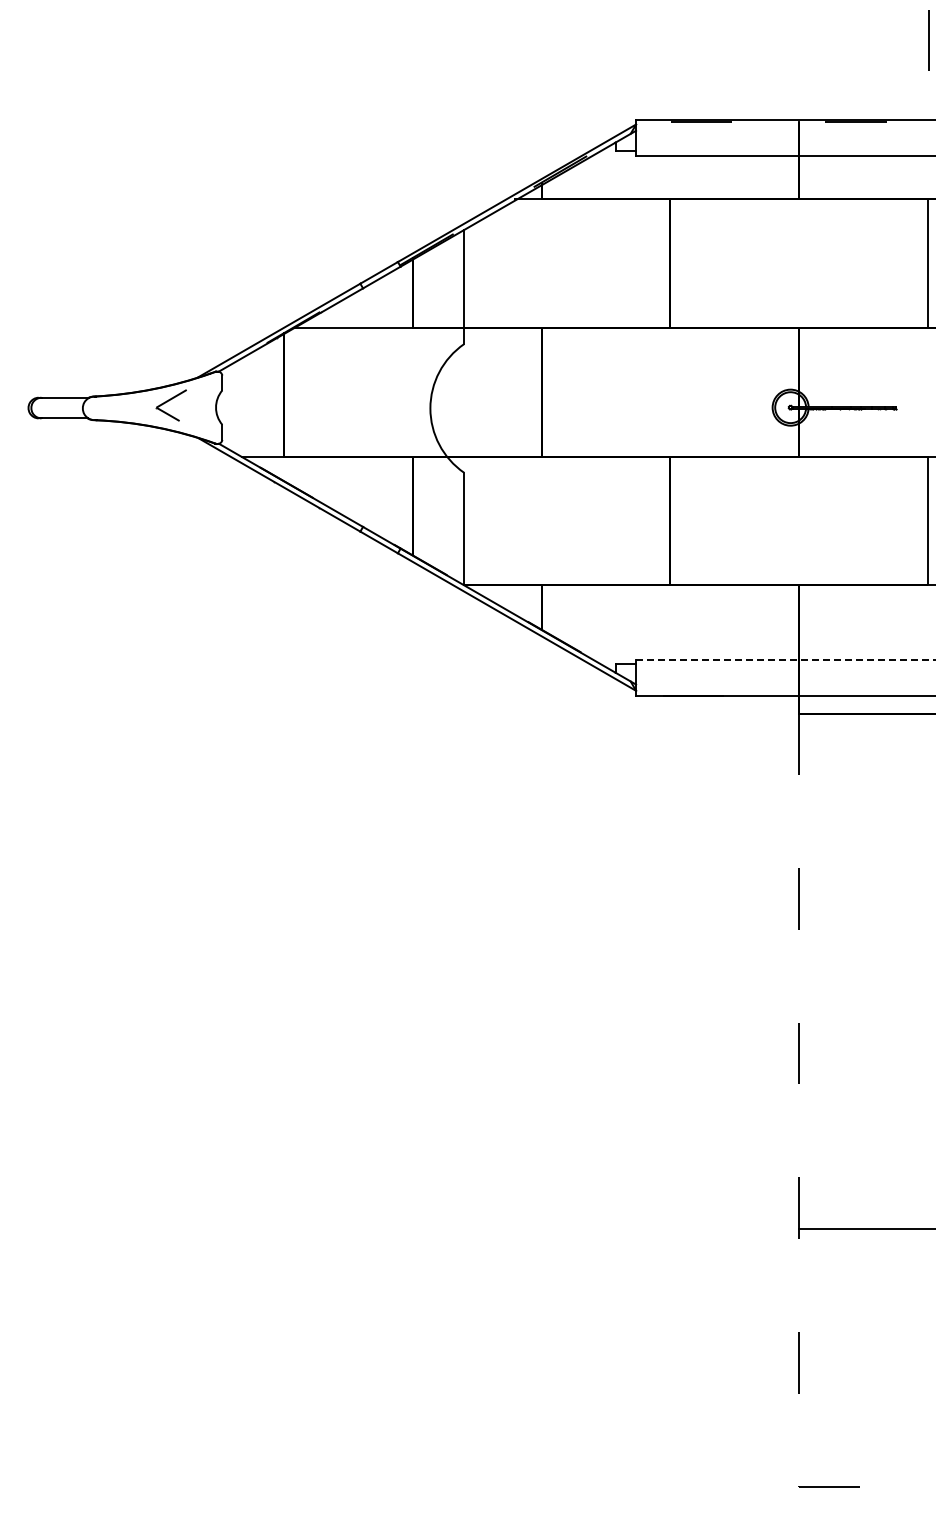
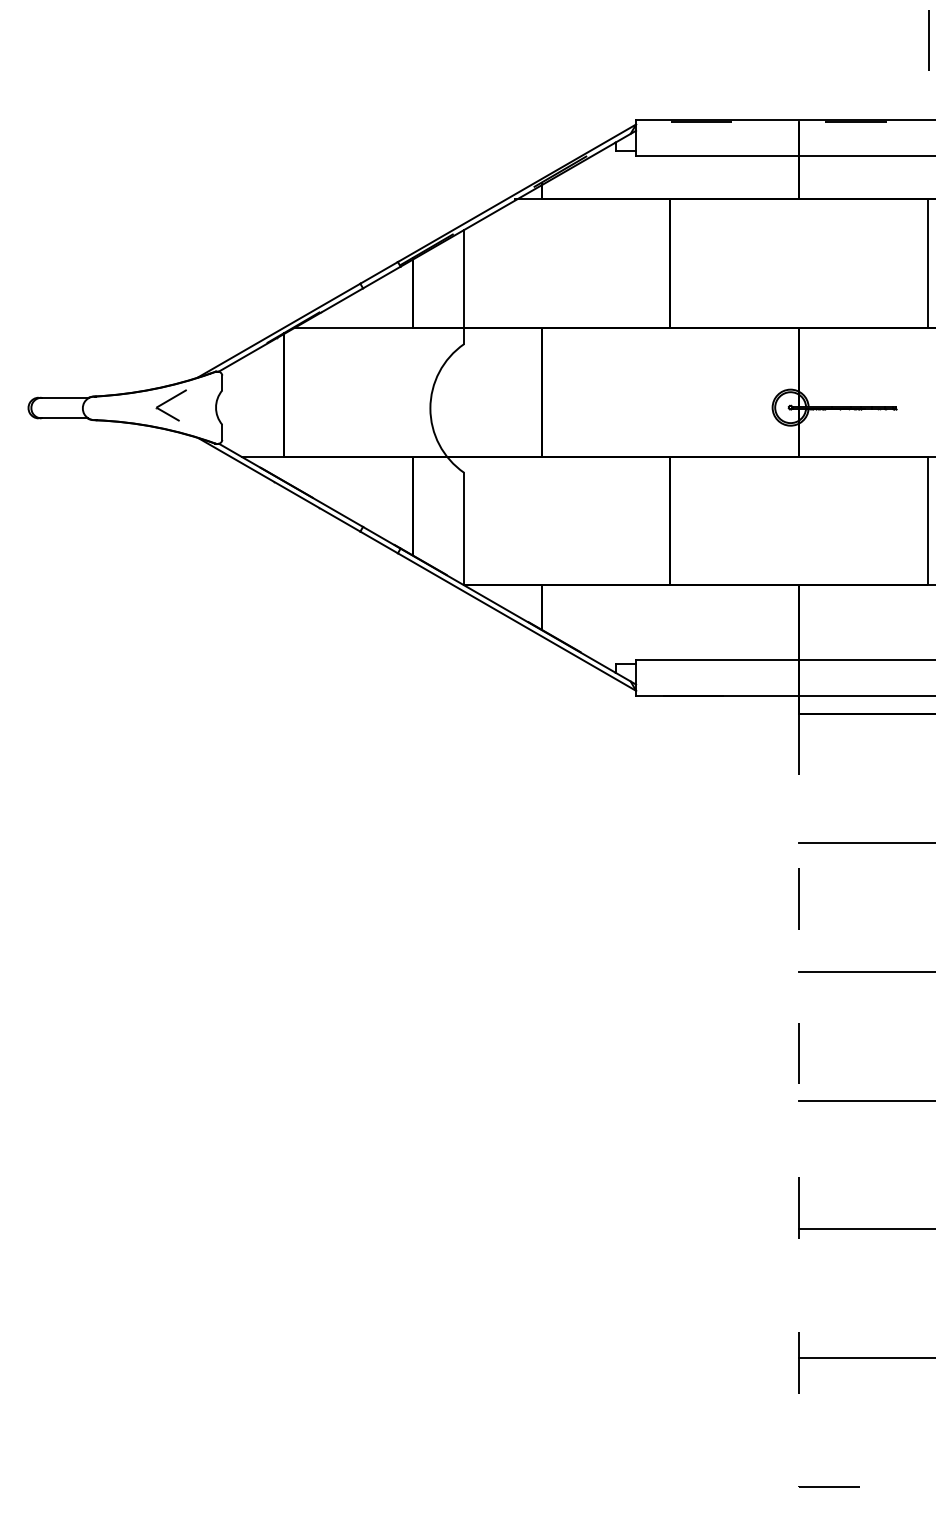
line: dashed -> solid (785, 659)
line: none -> present (865, 843)
line: none -> present (865, 971)
line: none -> present (865, 1100)
line: none -> present (865, 1358)
